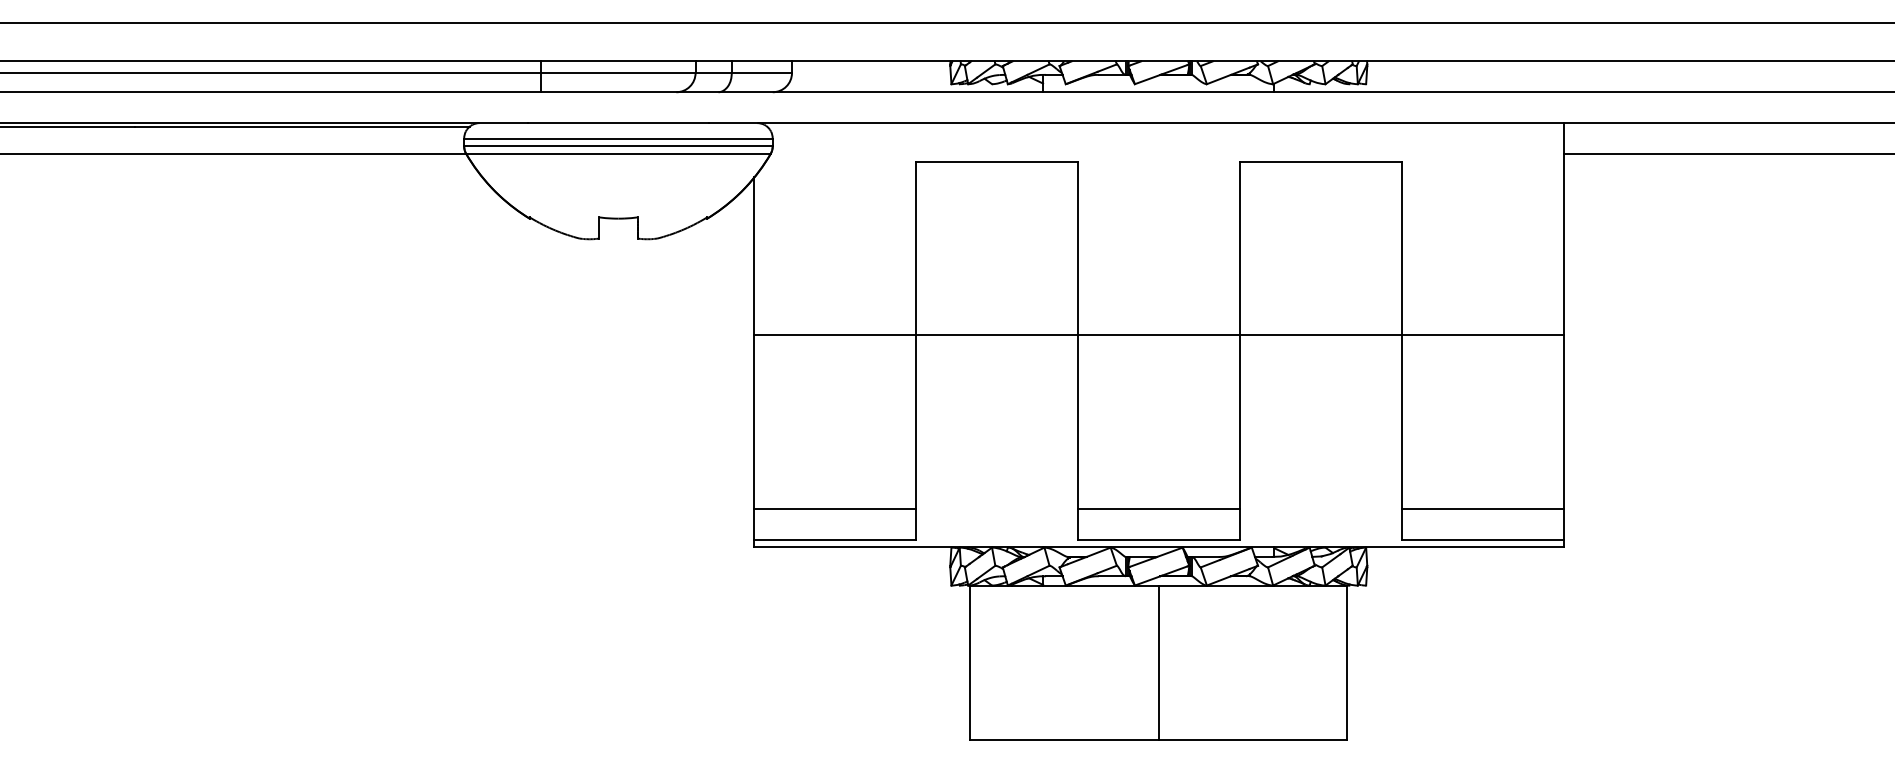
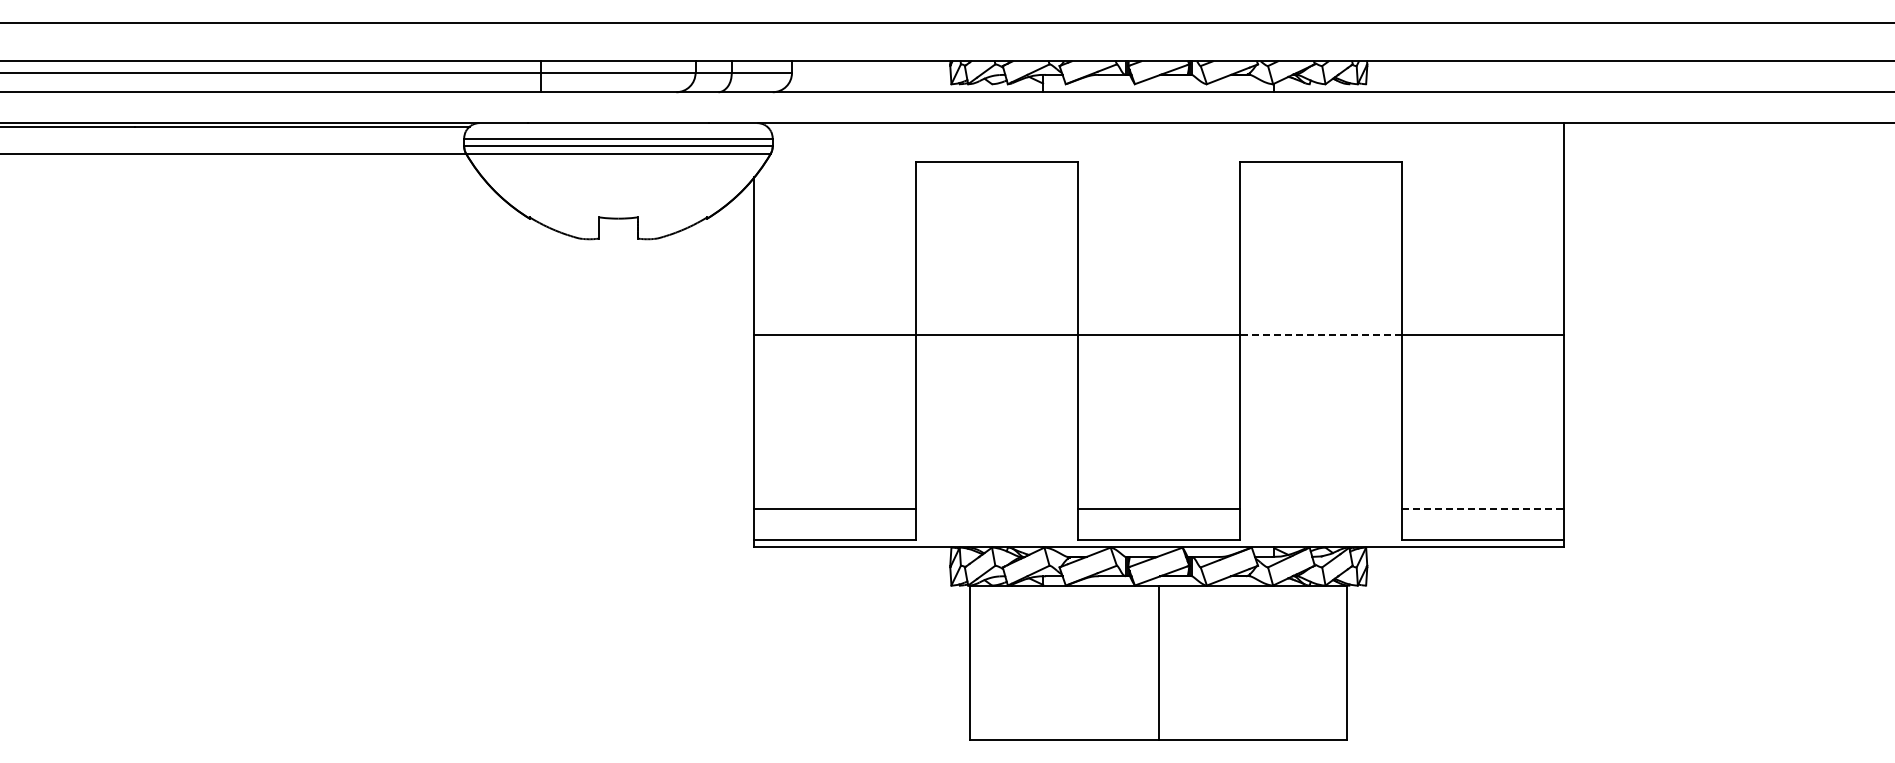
line: present -> none (1727, 153)
line: solid -> dashed (1320, 335)
line: solid -> dashed (1482, 508)
